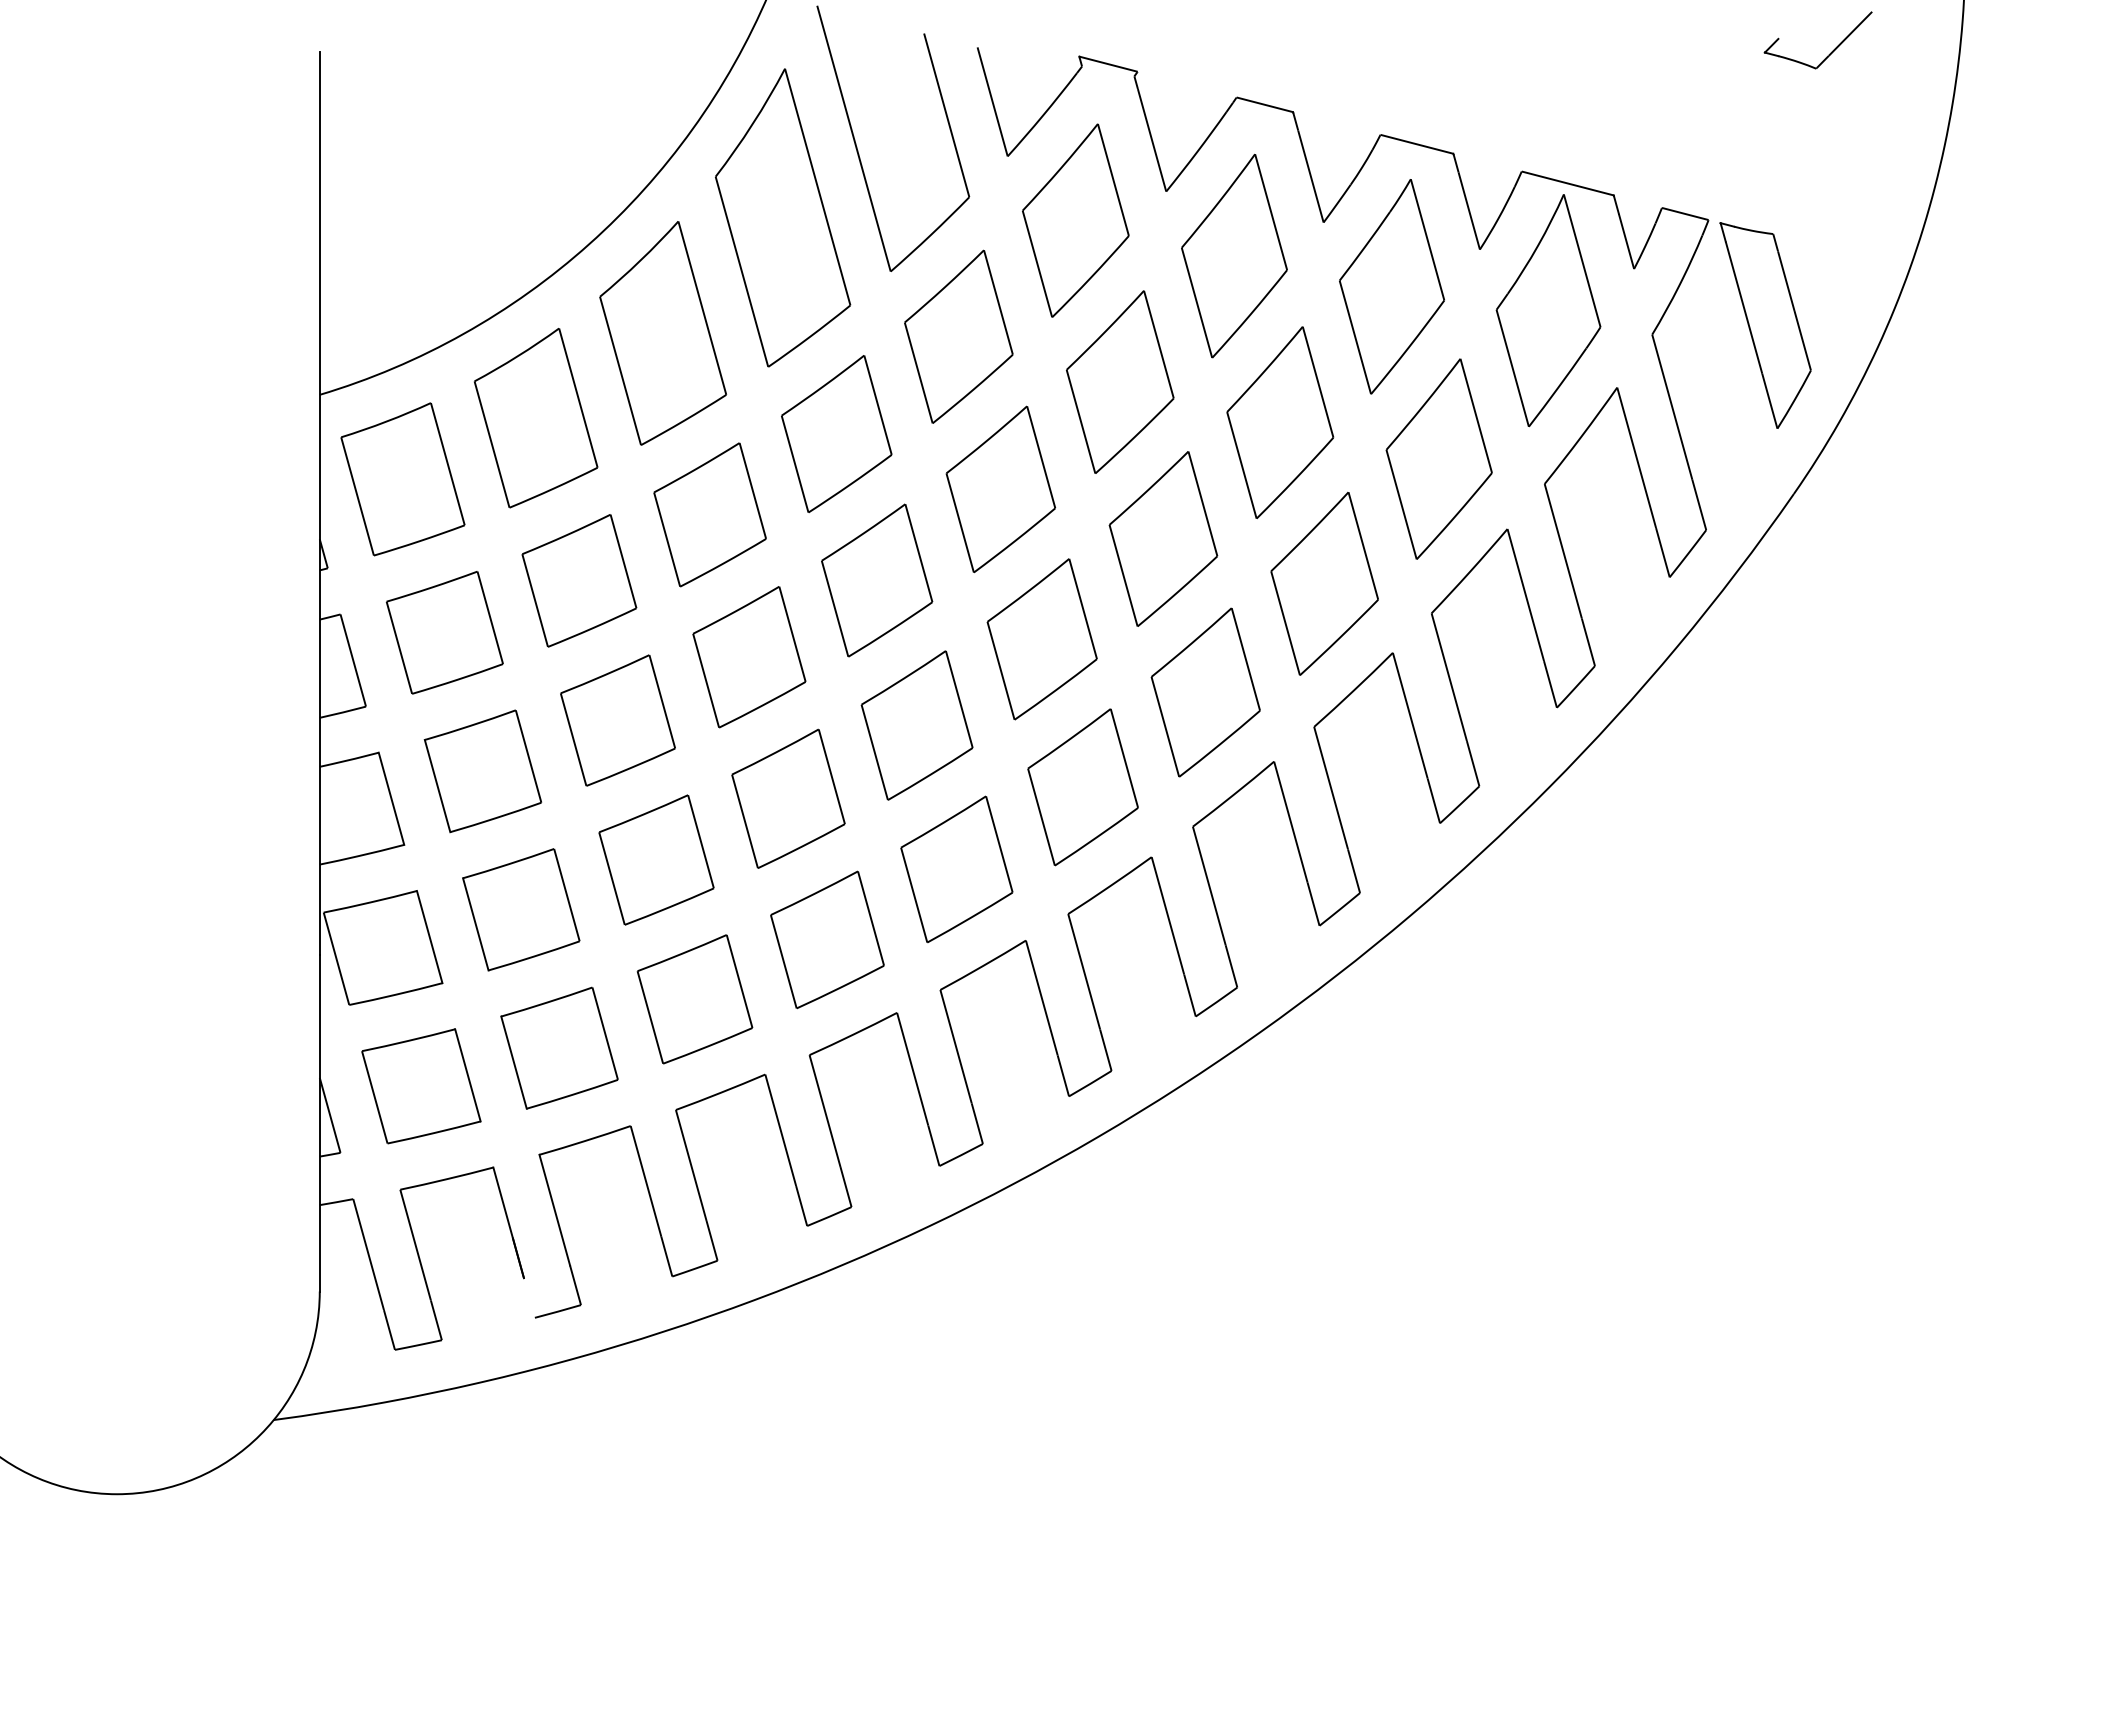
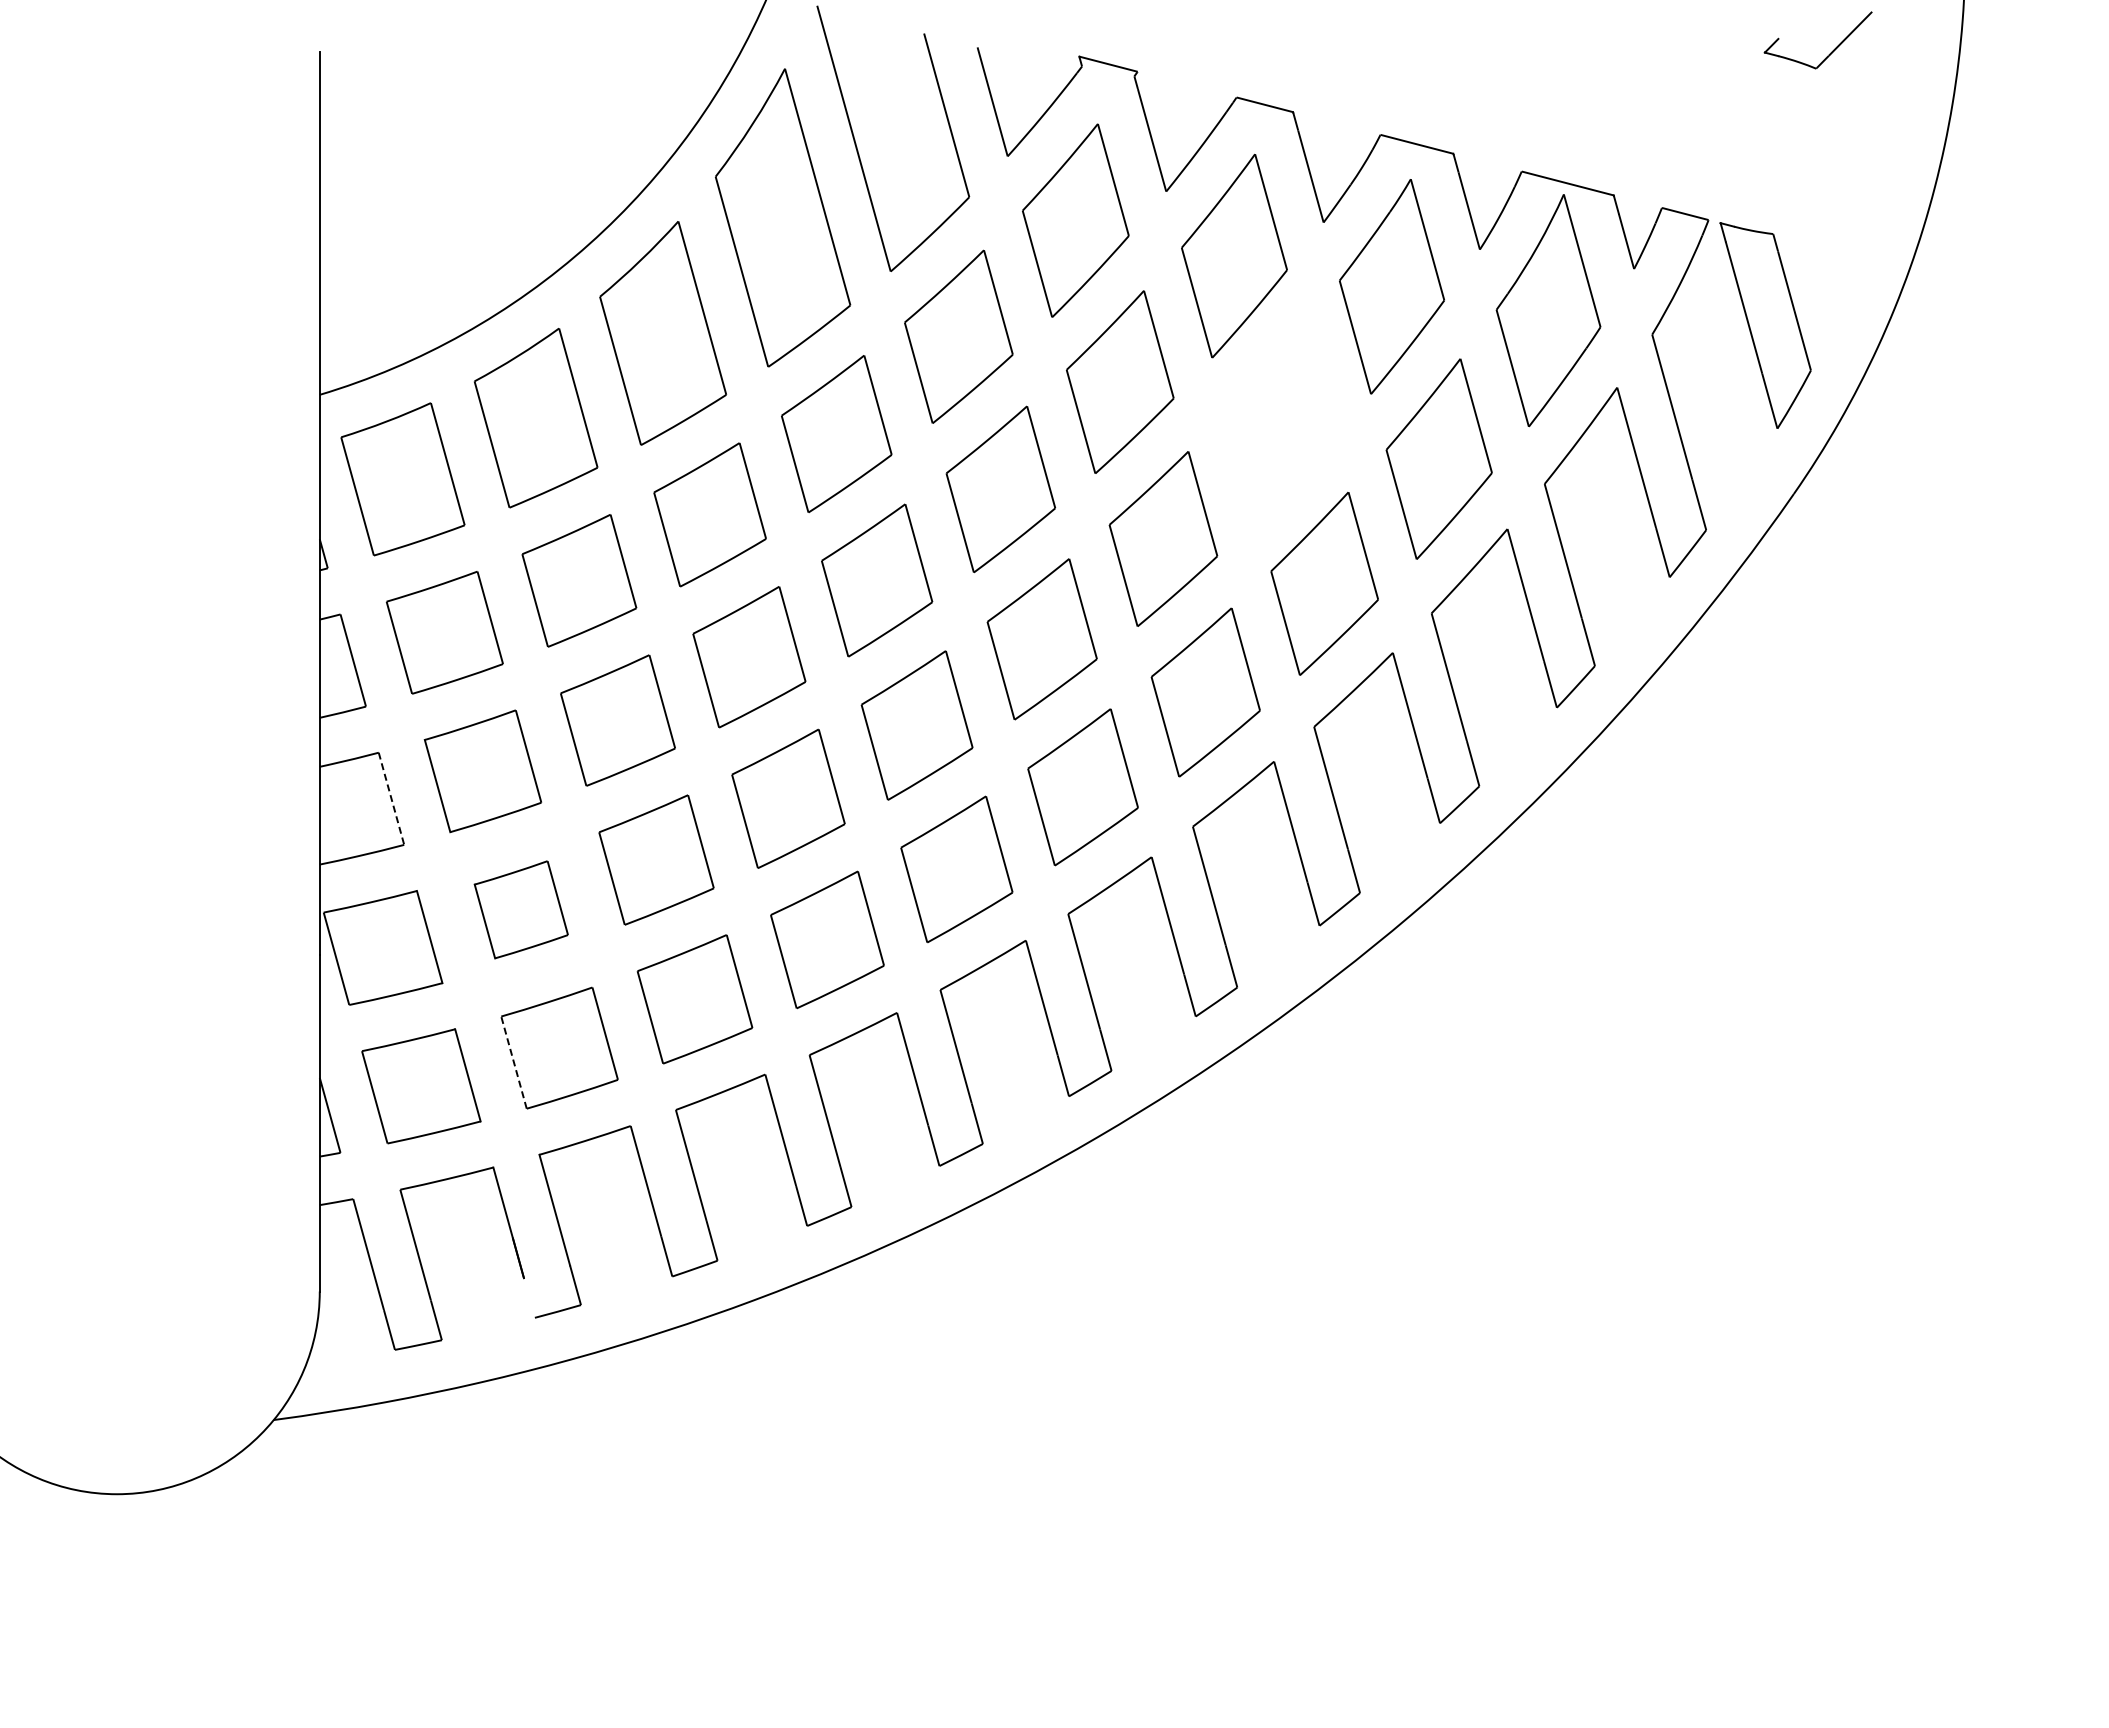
part: present -> none (1280, 422)
line: solid -> dashed (391, 798)
part size: 119x124 px -> 96x100 px (520, 909)
line: solid -> dashed (514, 1062)
